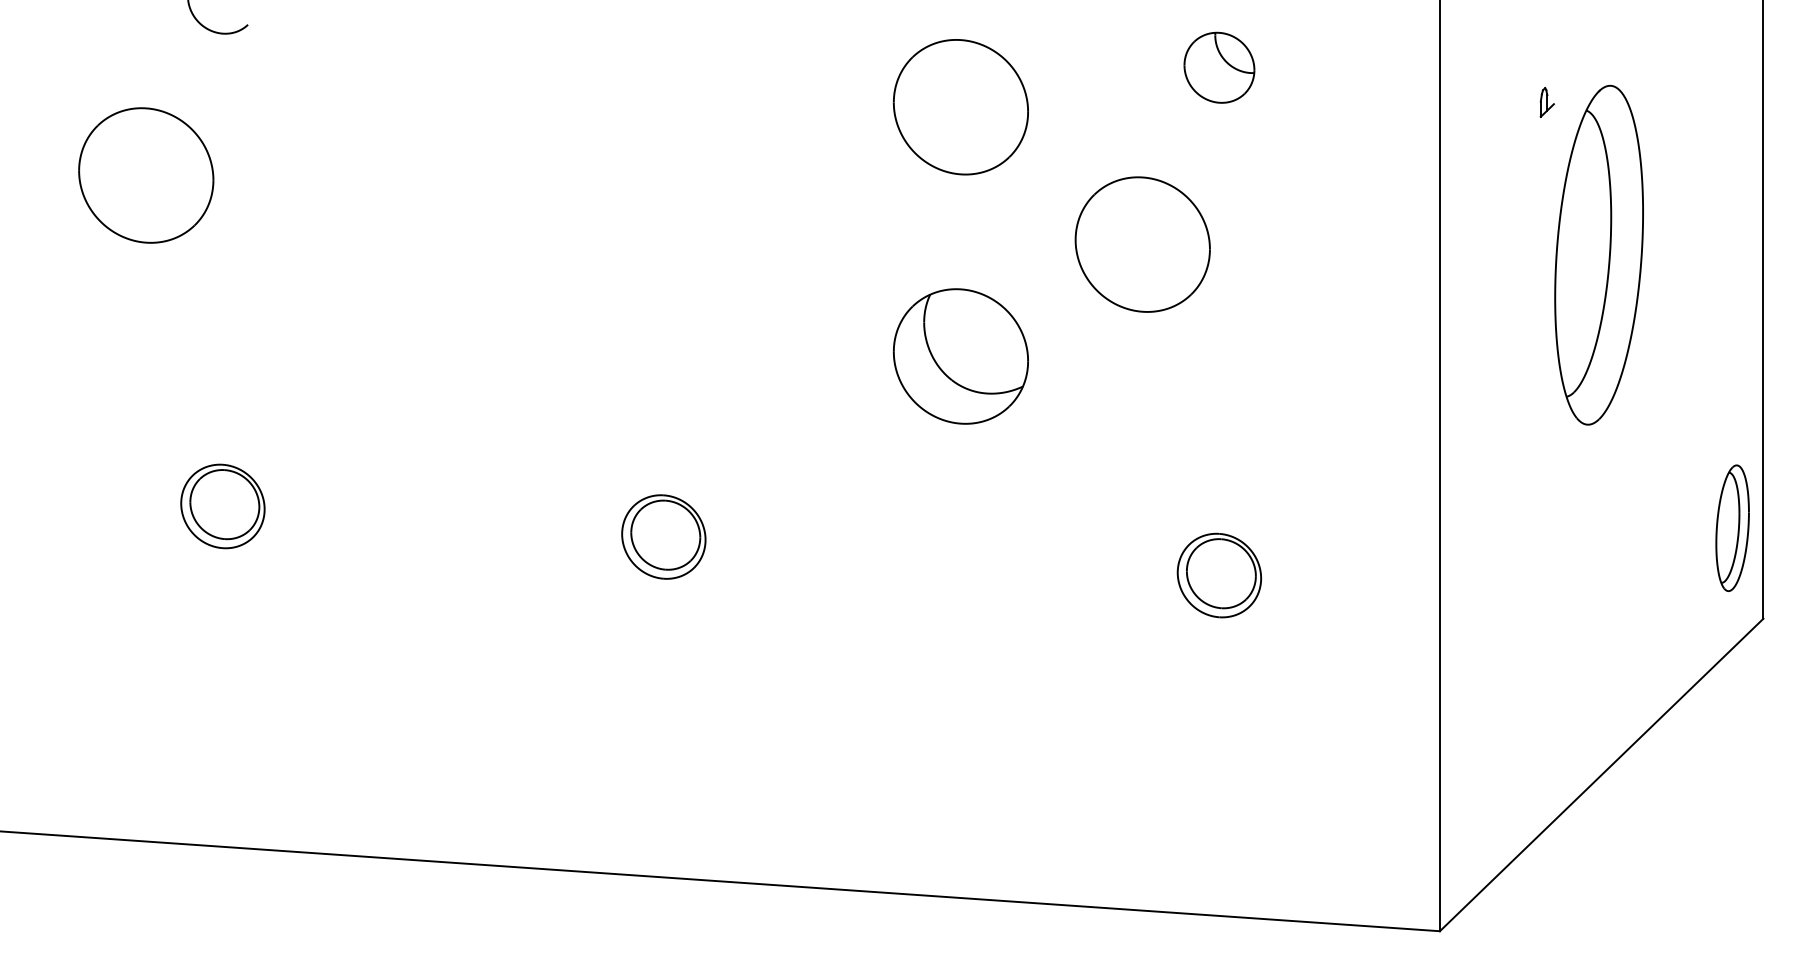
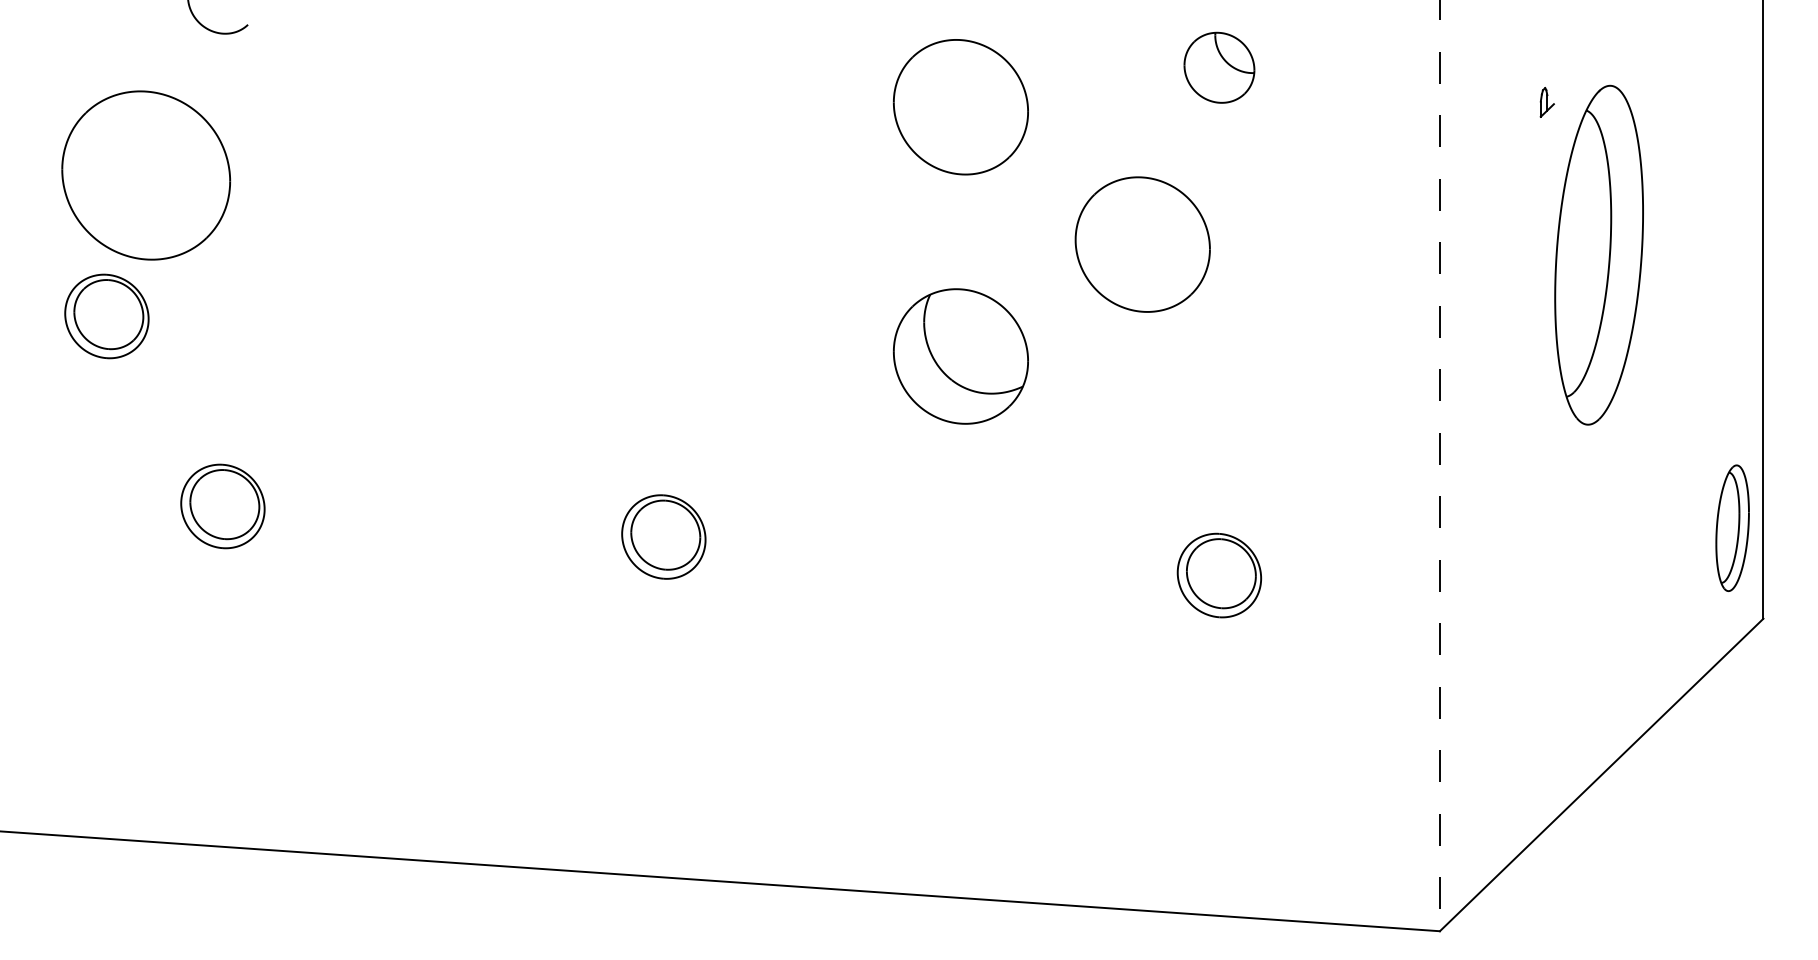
part size: 137x137 px -> 171x171 px (146, 175)
part: none -> present (106, 316)
line: solid -> dashed (1439, 466)
